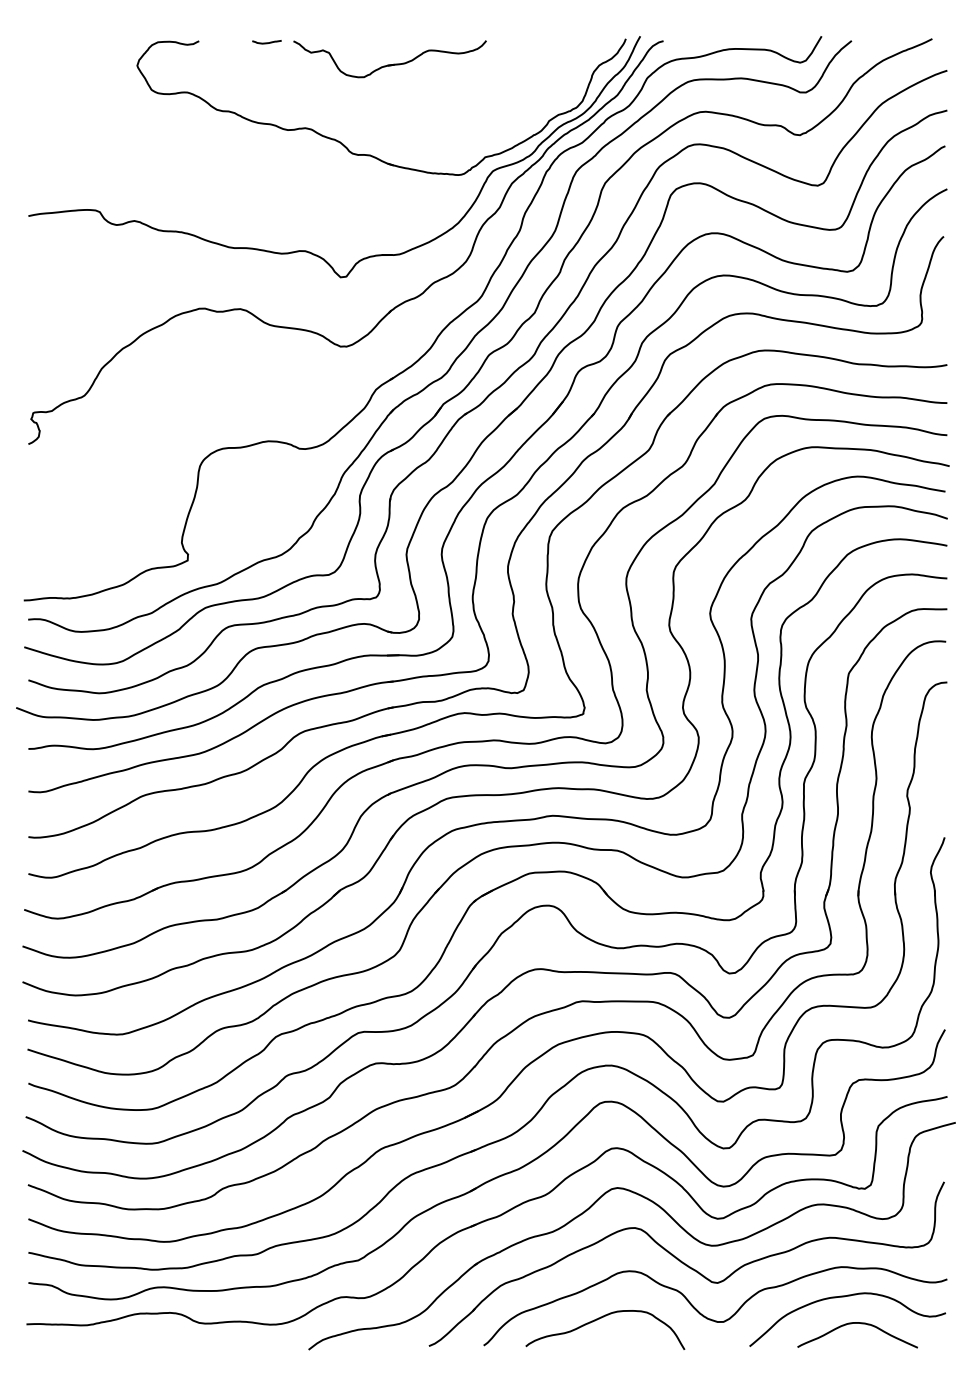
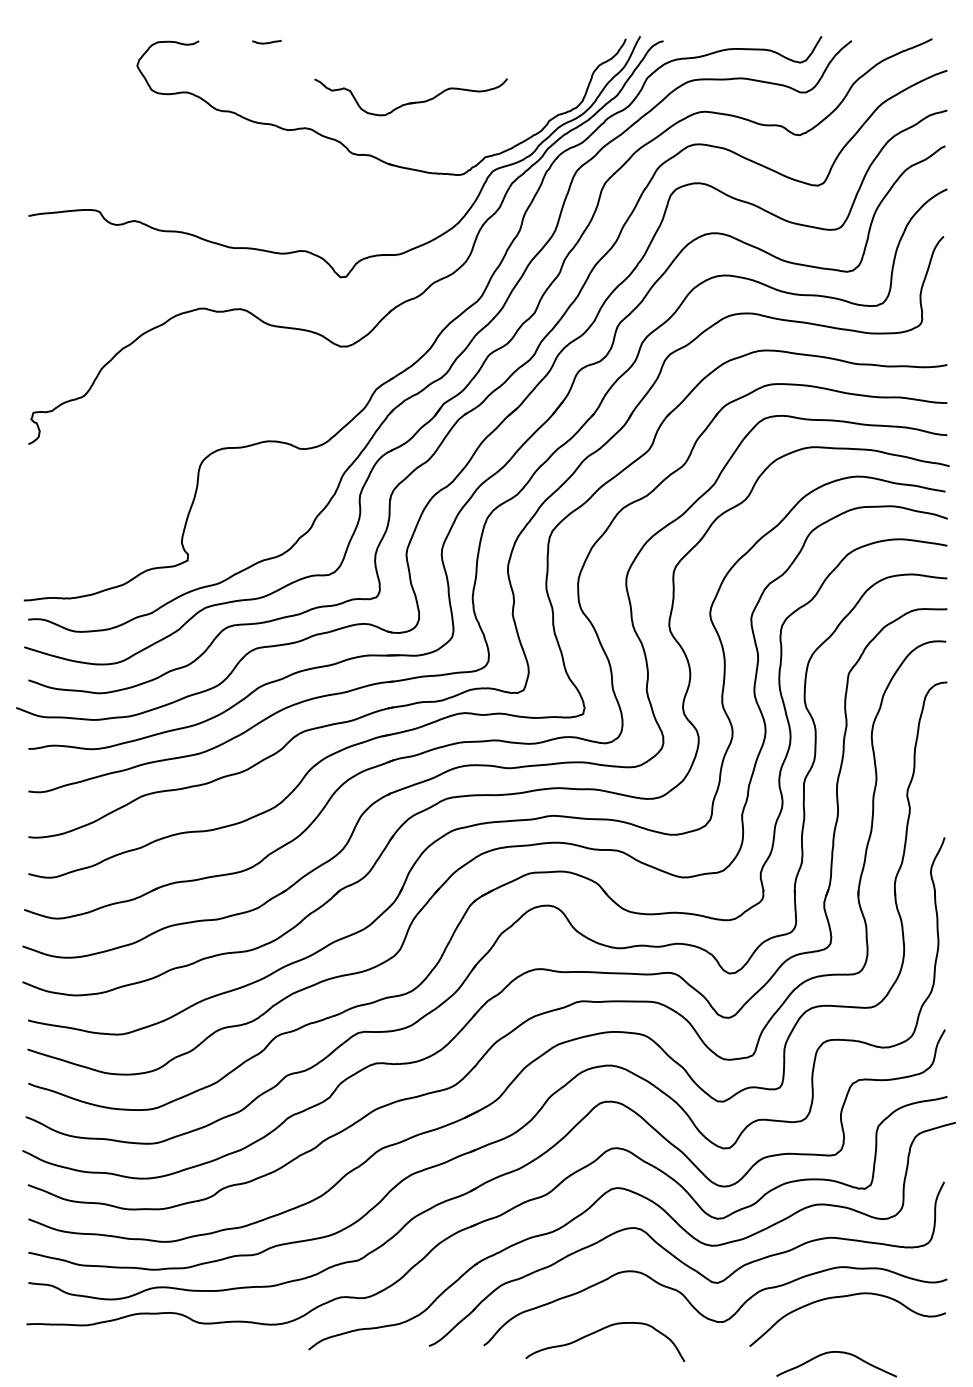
part position: (389, 59) -> (410, 97) (410, 97)
curve position: (599, 1319) -> (599, 1331) (599, 1331)
curve position: (861, 1324) -> (840, 1353) (840, 1353)
